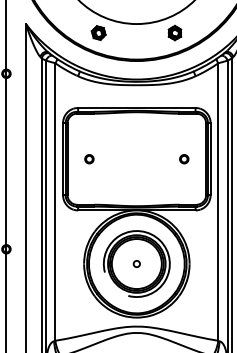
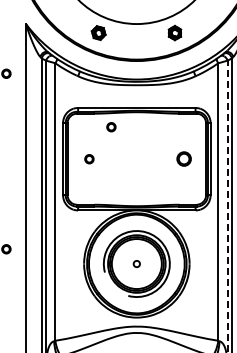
part: none -> present (111, 127)
part size: 11x11 px -> 16x16 px (183, 158)
line: present -> none (6, 175)
line: solid -> dashed (227, 206)
